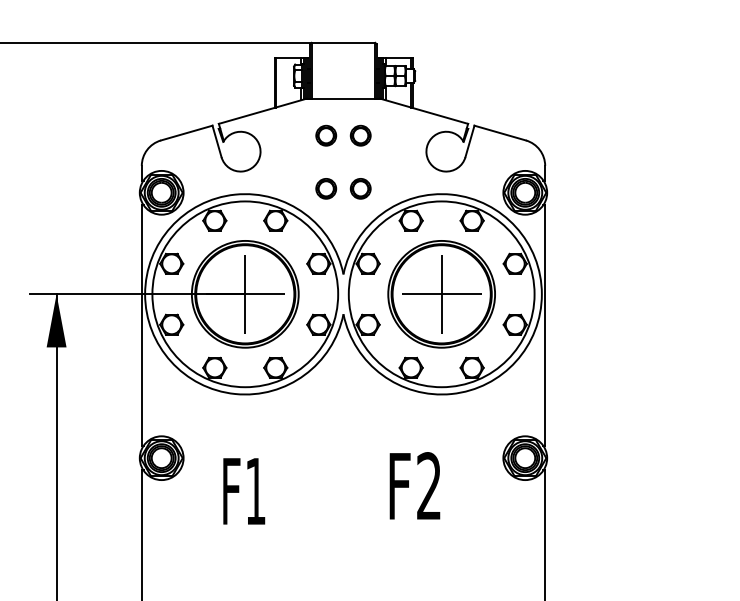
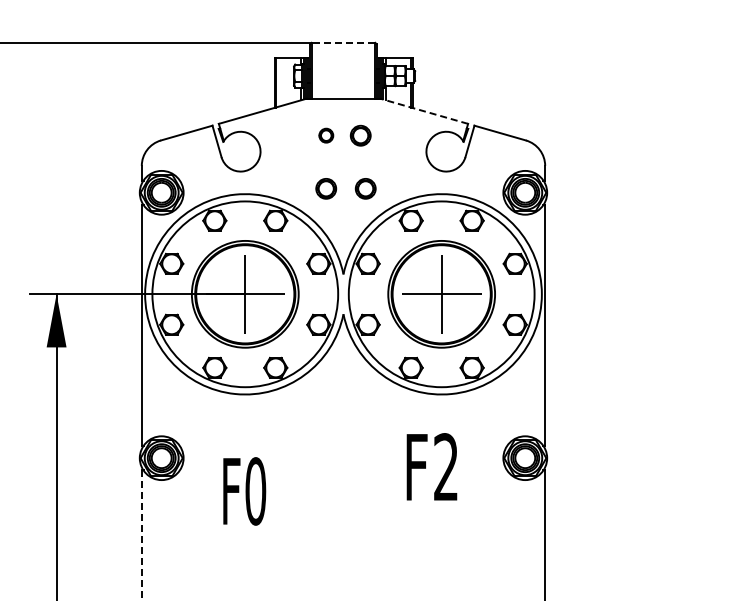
line: solid -> dashed (343, 42)
line: solid -> dashed (424, 111)
part size: 23x23 px -> 17x17 px (326, 135)
part position: (360, 188) -> (365, 188) (365, 188)
text position: (414, 485) -> (431, 466) (431, 466)
text: F1 -> F0 (255, 491)
line: solid -> dashed (141, 535)
